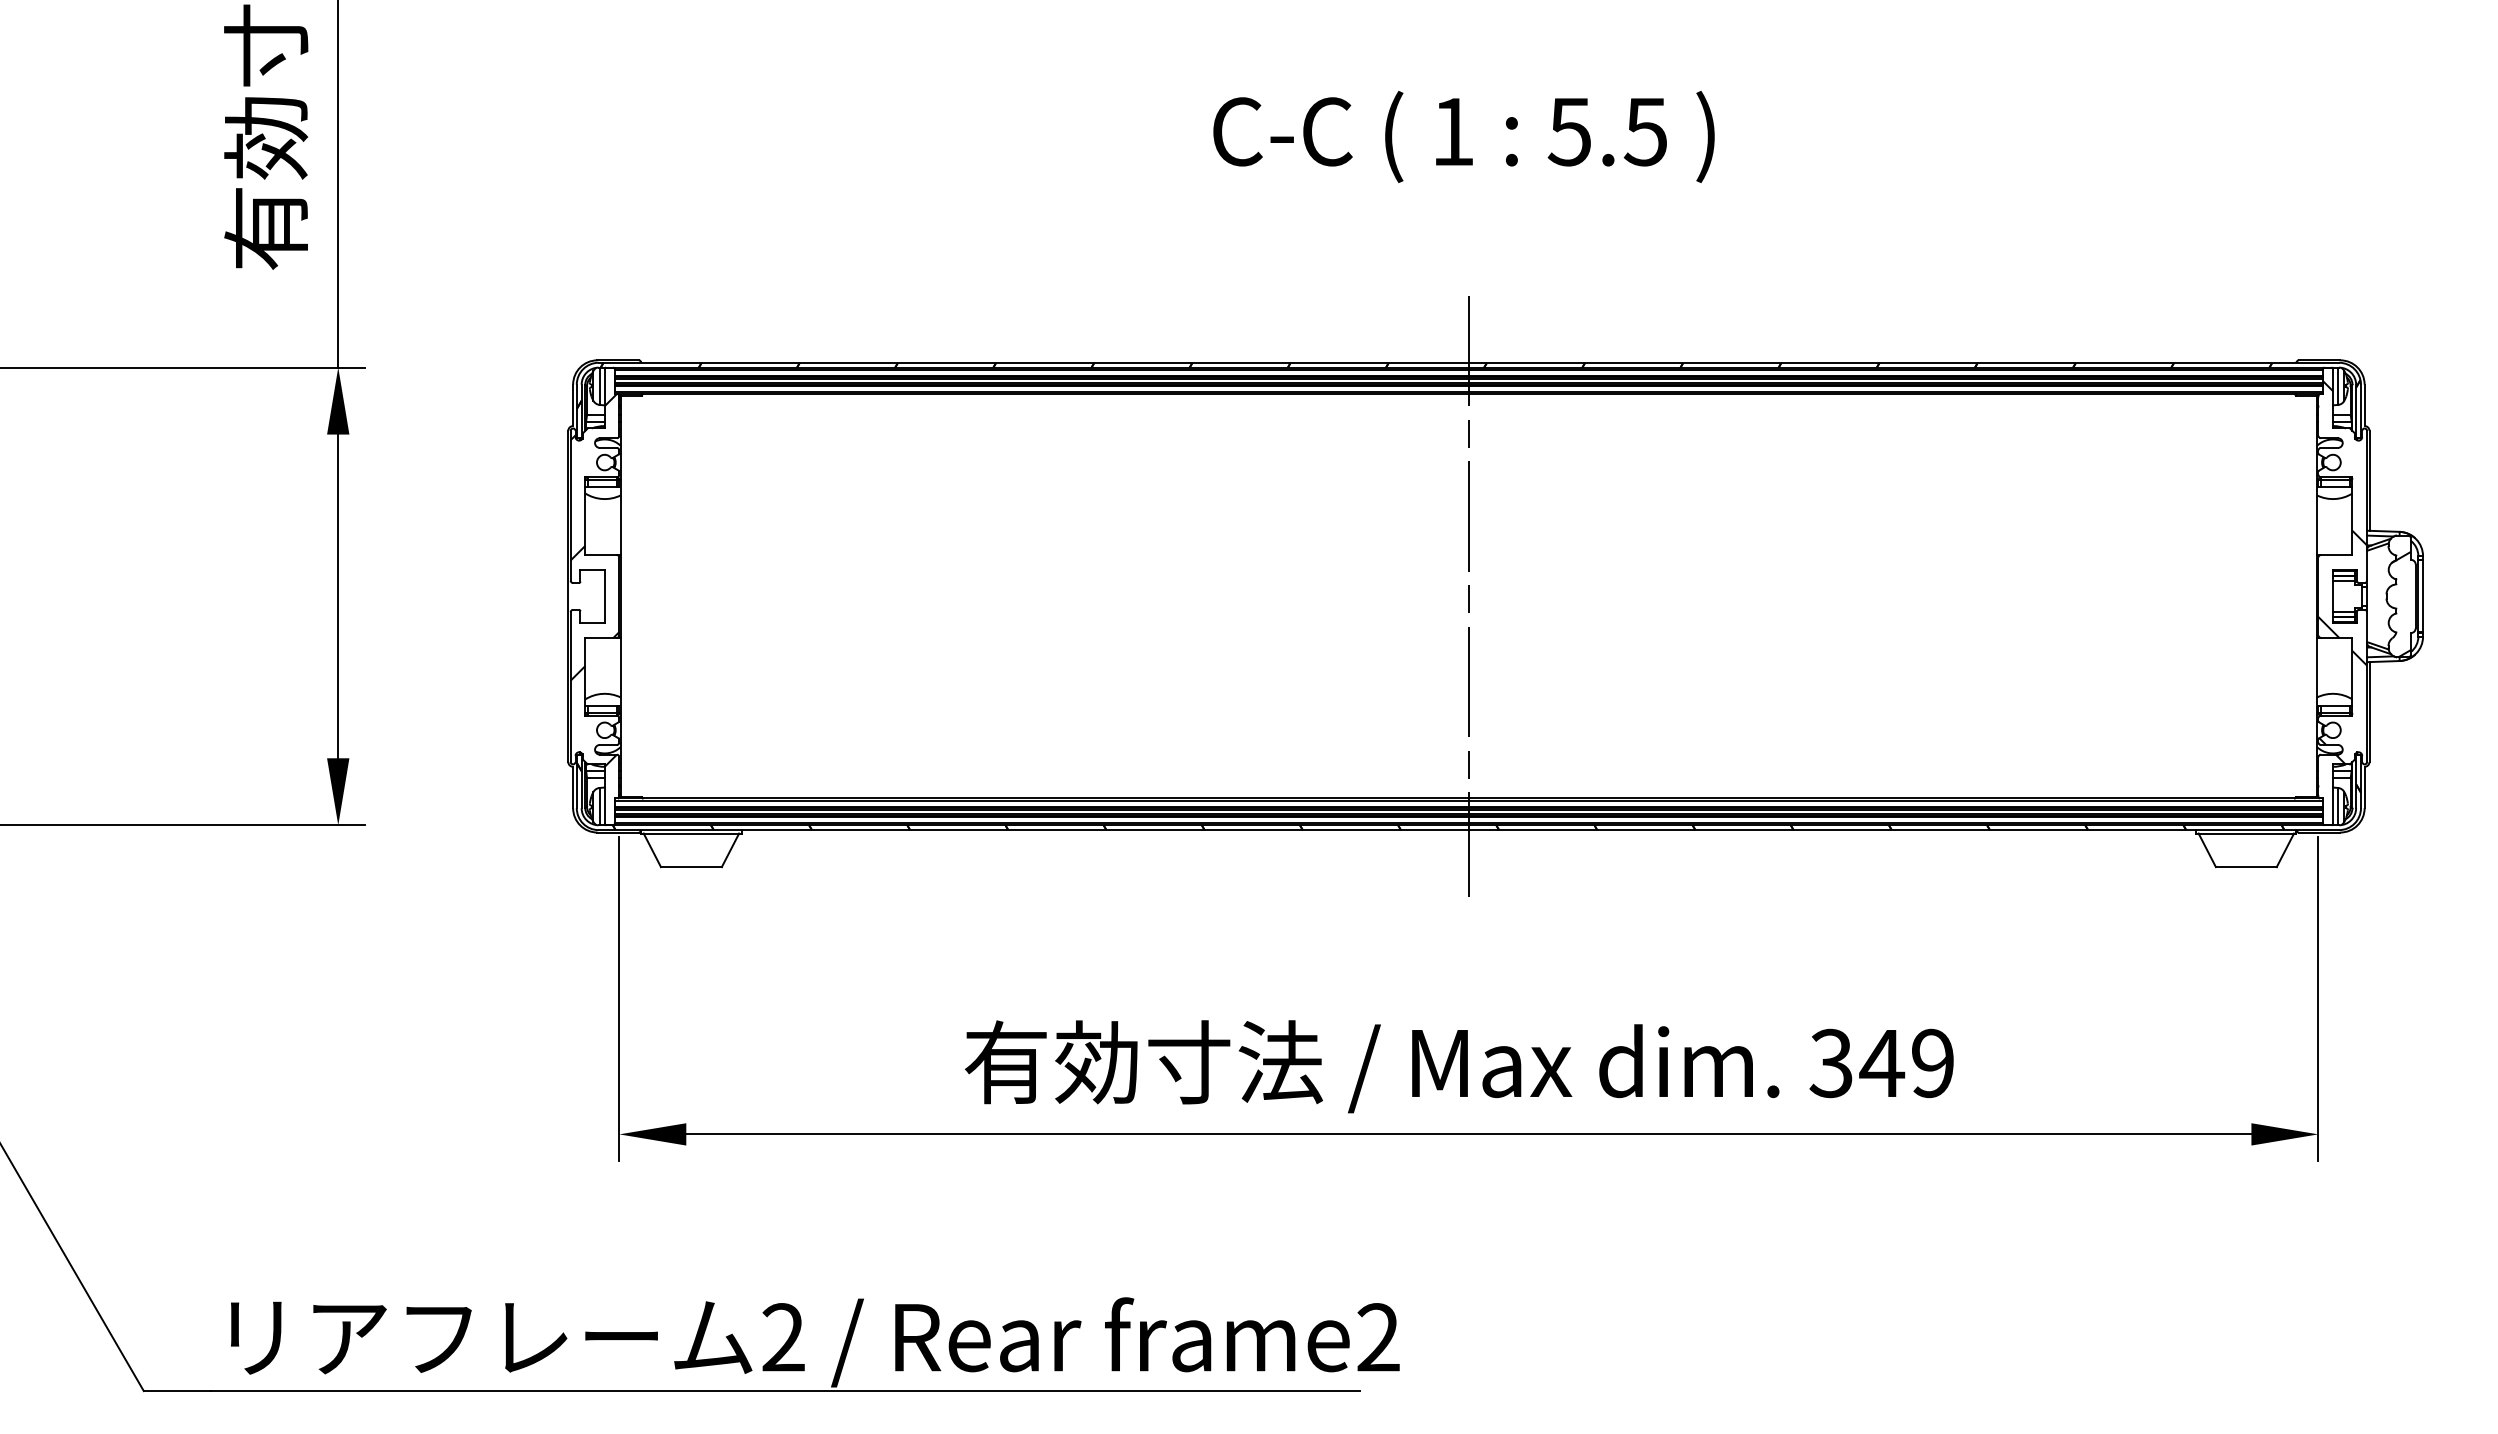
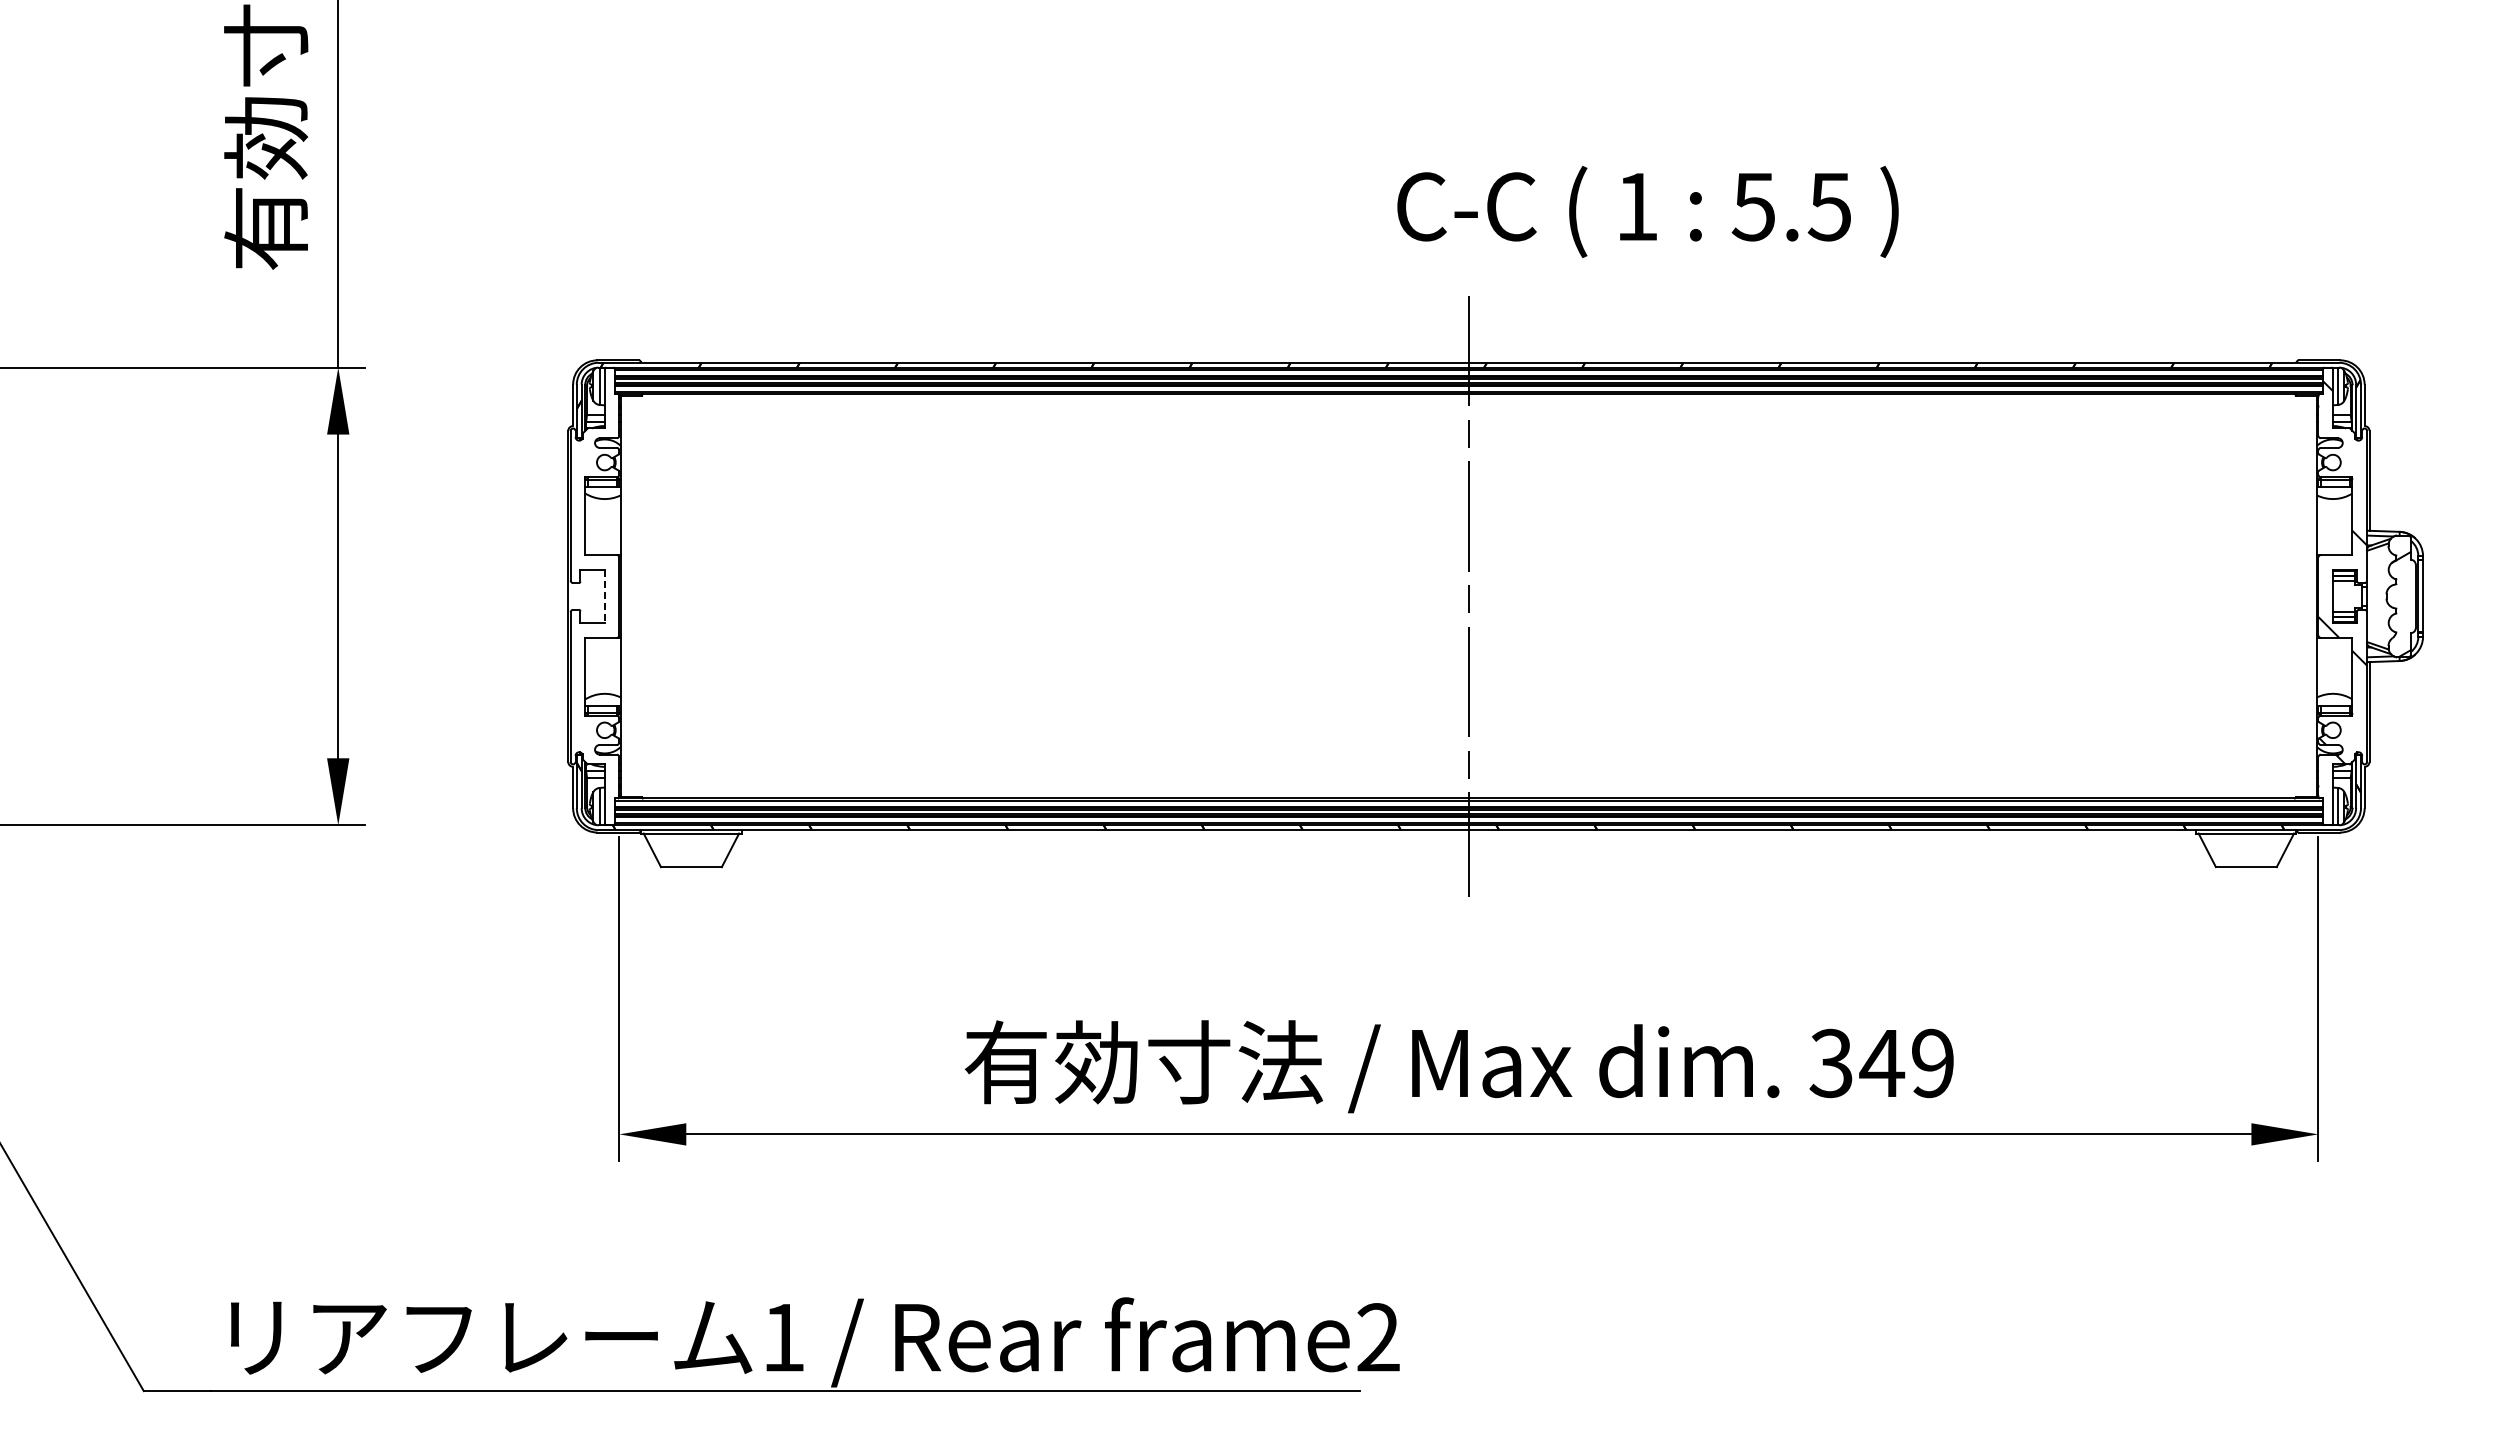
text position: (1463, 136) -> (1647, 211) (1647, 211)
hatch: present -> none (594, 580)
line: solid -> dashed (604, 596)
text: 2 -> 1 (783, 1337)
